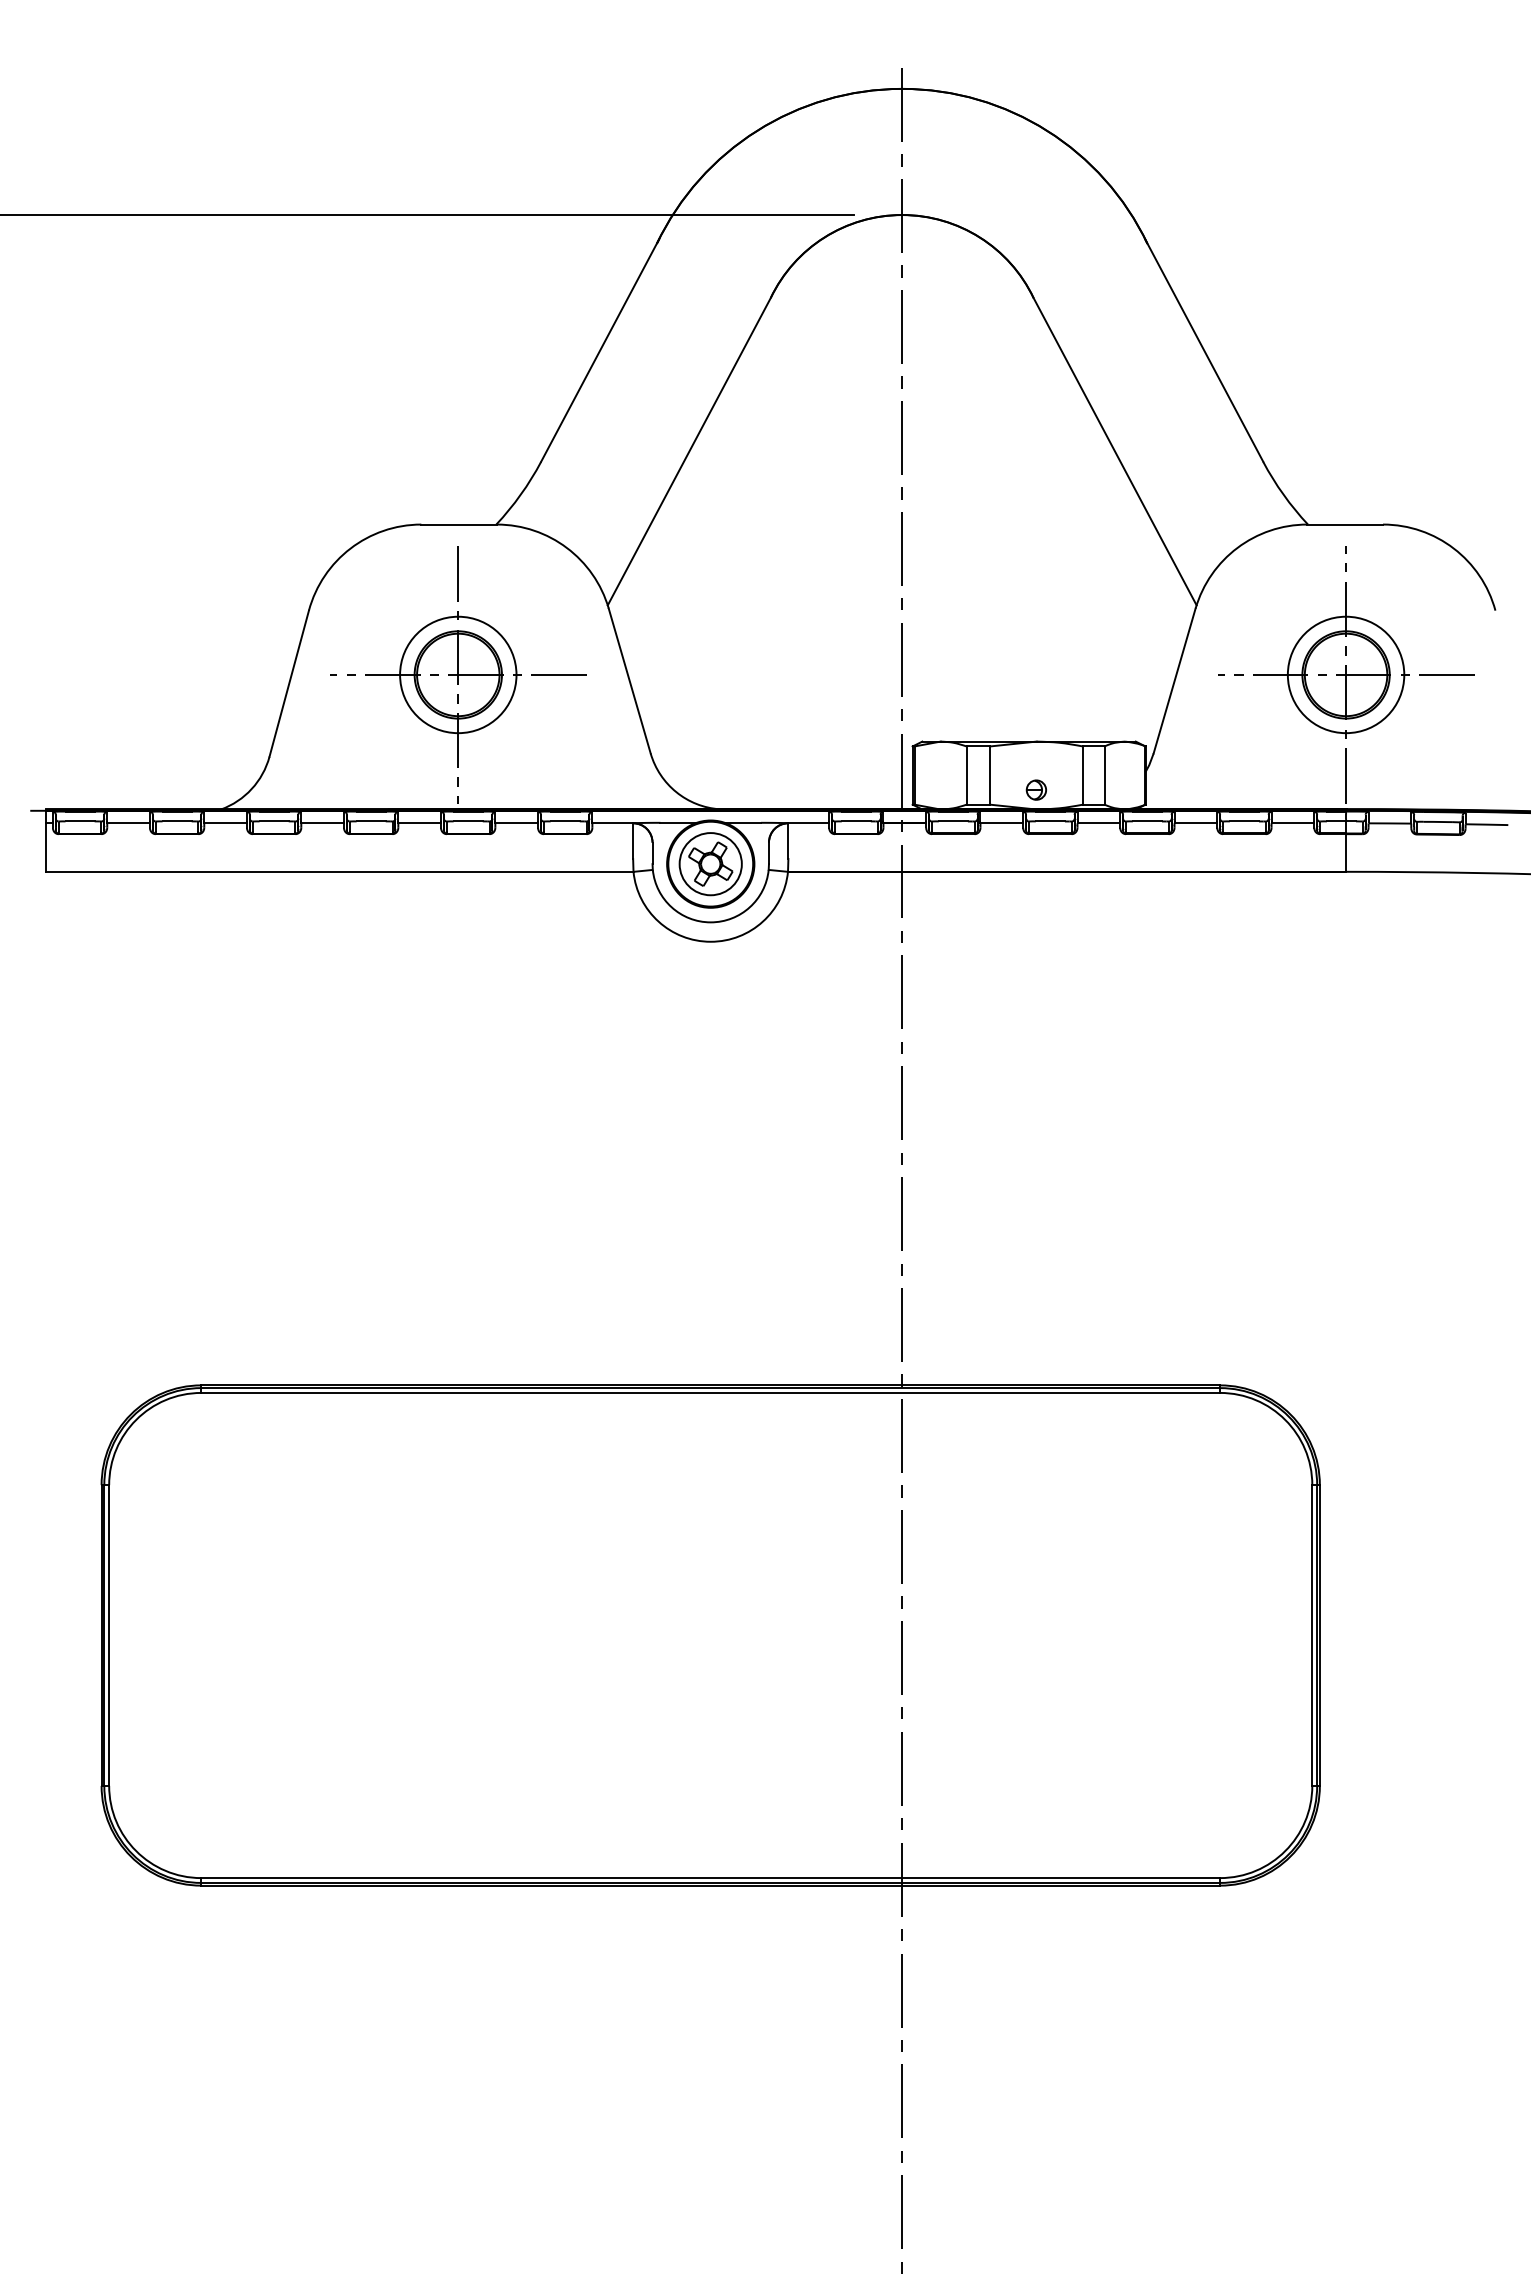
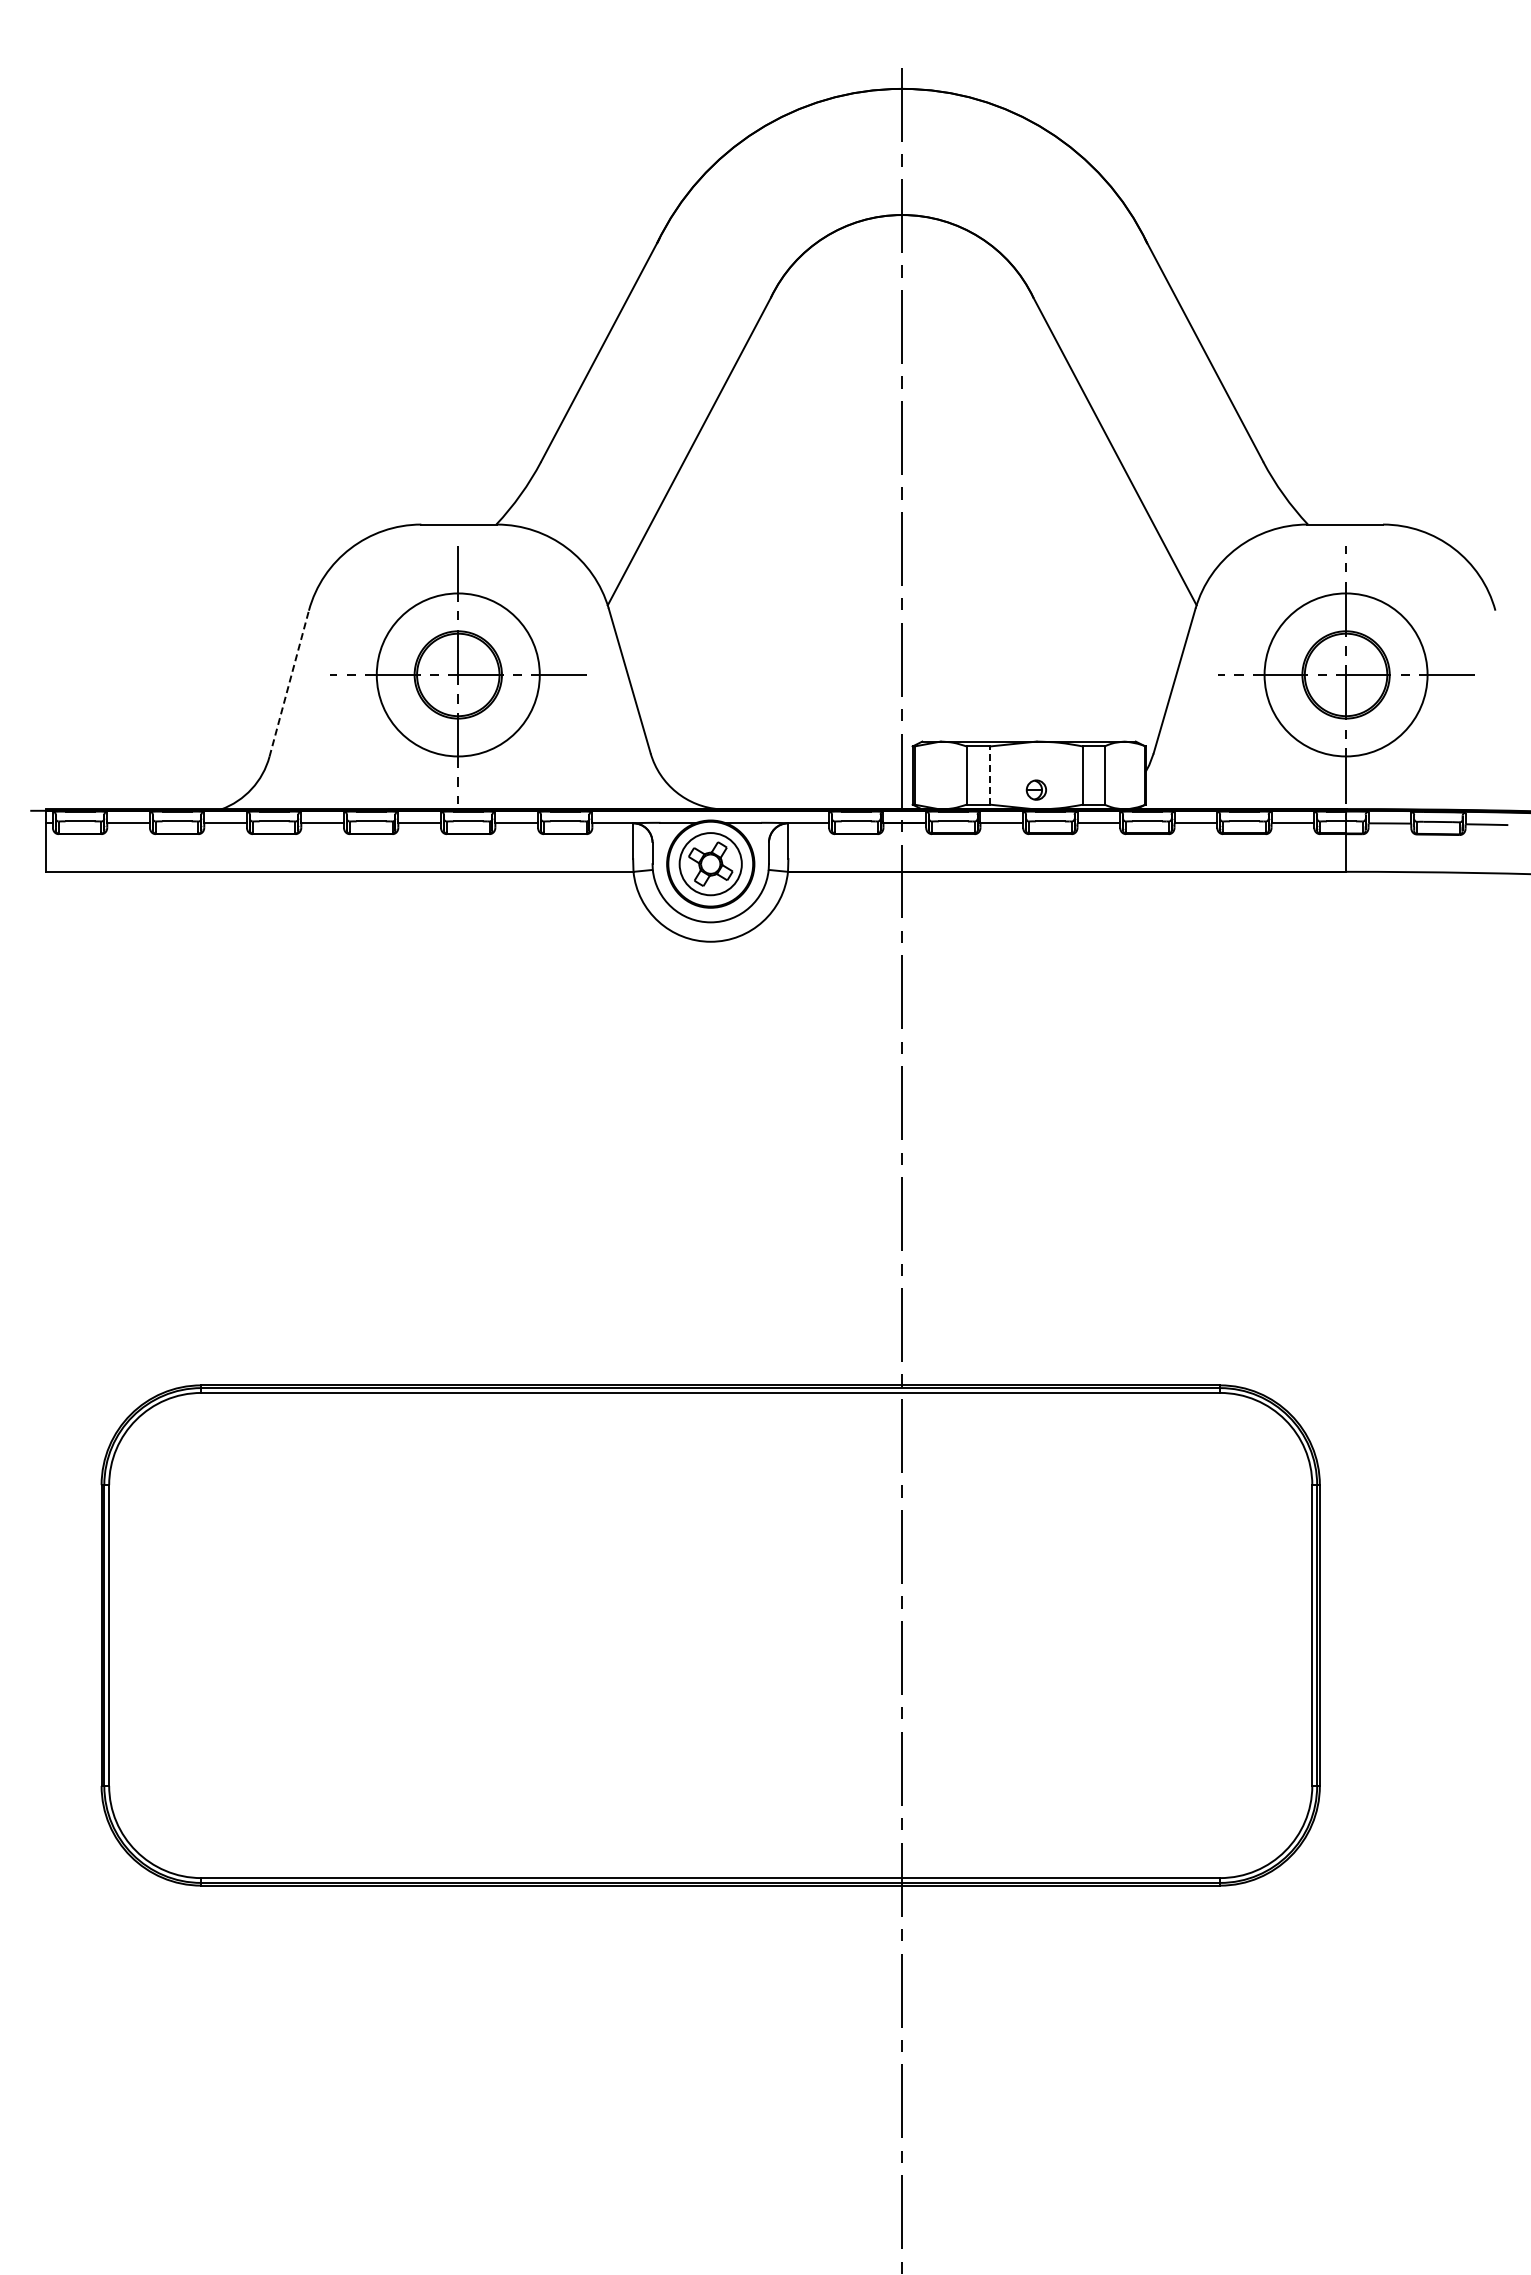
line: present -> none (427, 215)
circle diameter: 116 px -> 163 px (457, 674)
circle diameter: 116 px -> 163 px (1345, 674)
line: solid -> dashed (289, 683)
line: solid -> dashed (990, 775)
